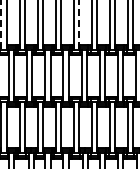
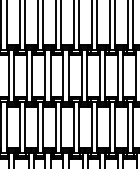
line: dashed -> solid (1, 25)
line: dashed -> solid (78, 25)
